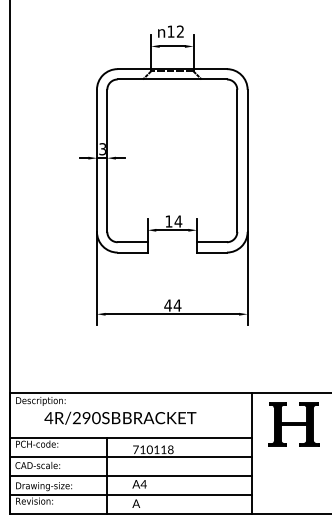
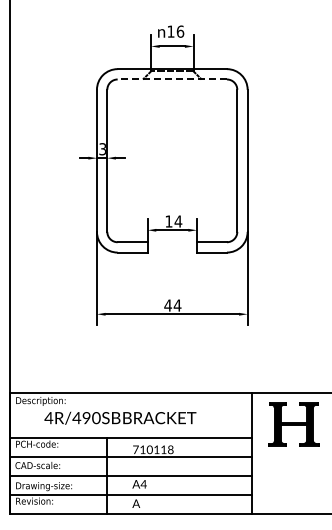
text: 12 -> 16 (180, 31)
line: solid -> dashed (172, 79)
text: 4R/290SB -> 4R/490SB (76, 418)
